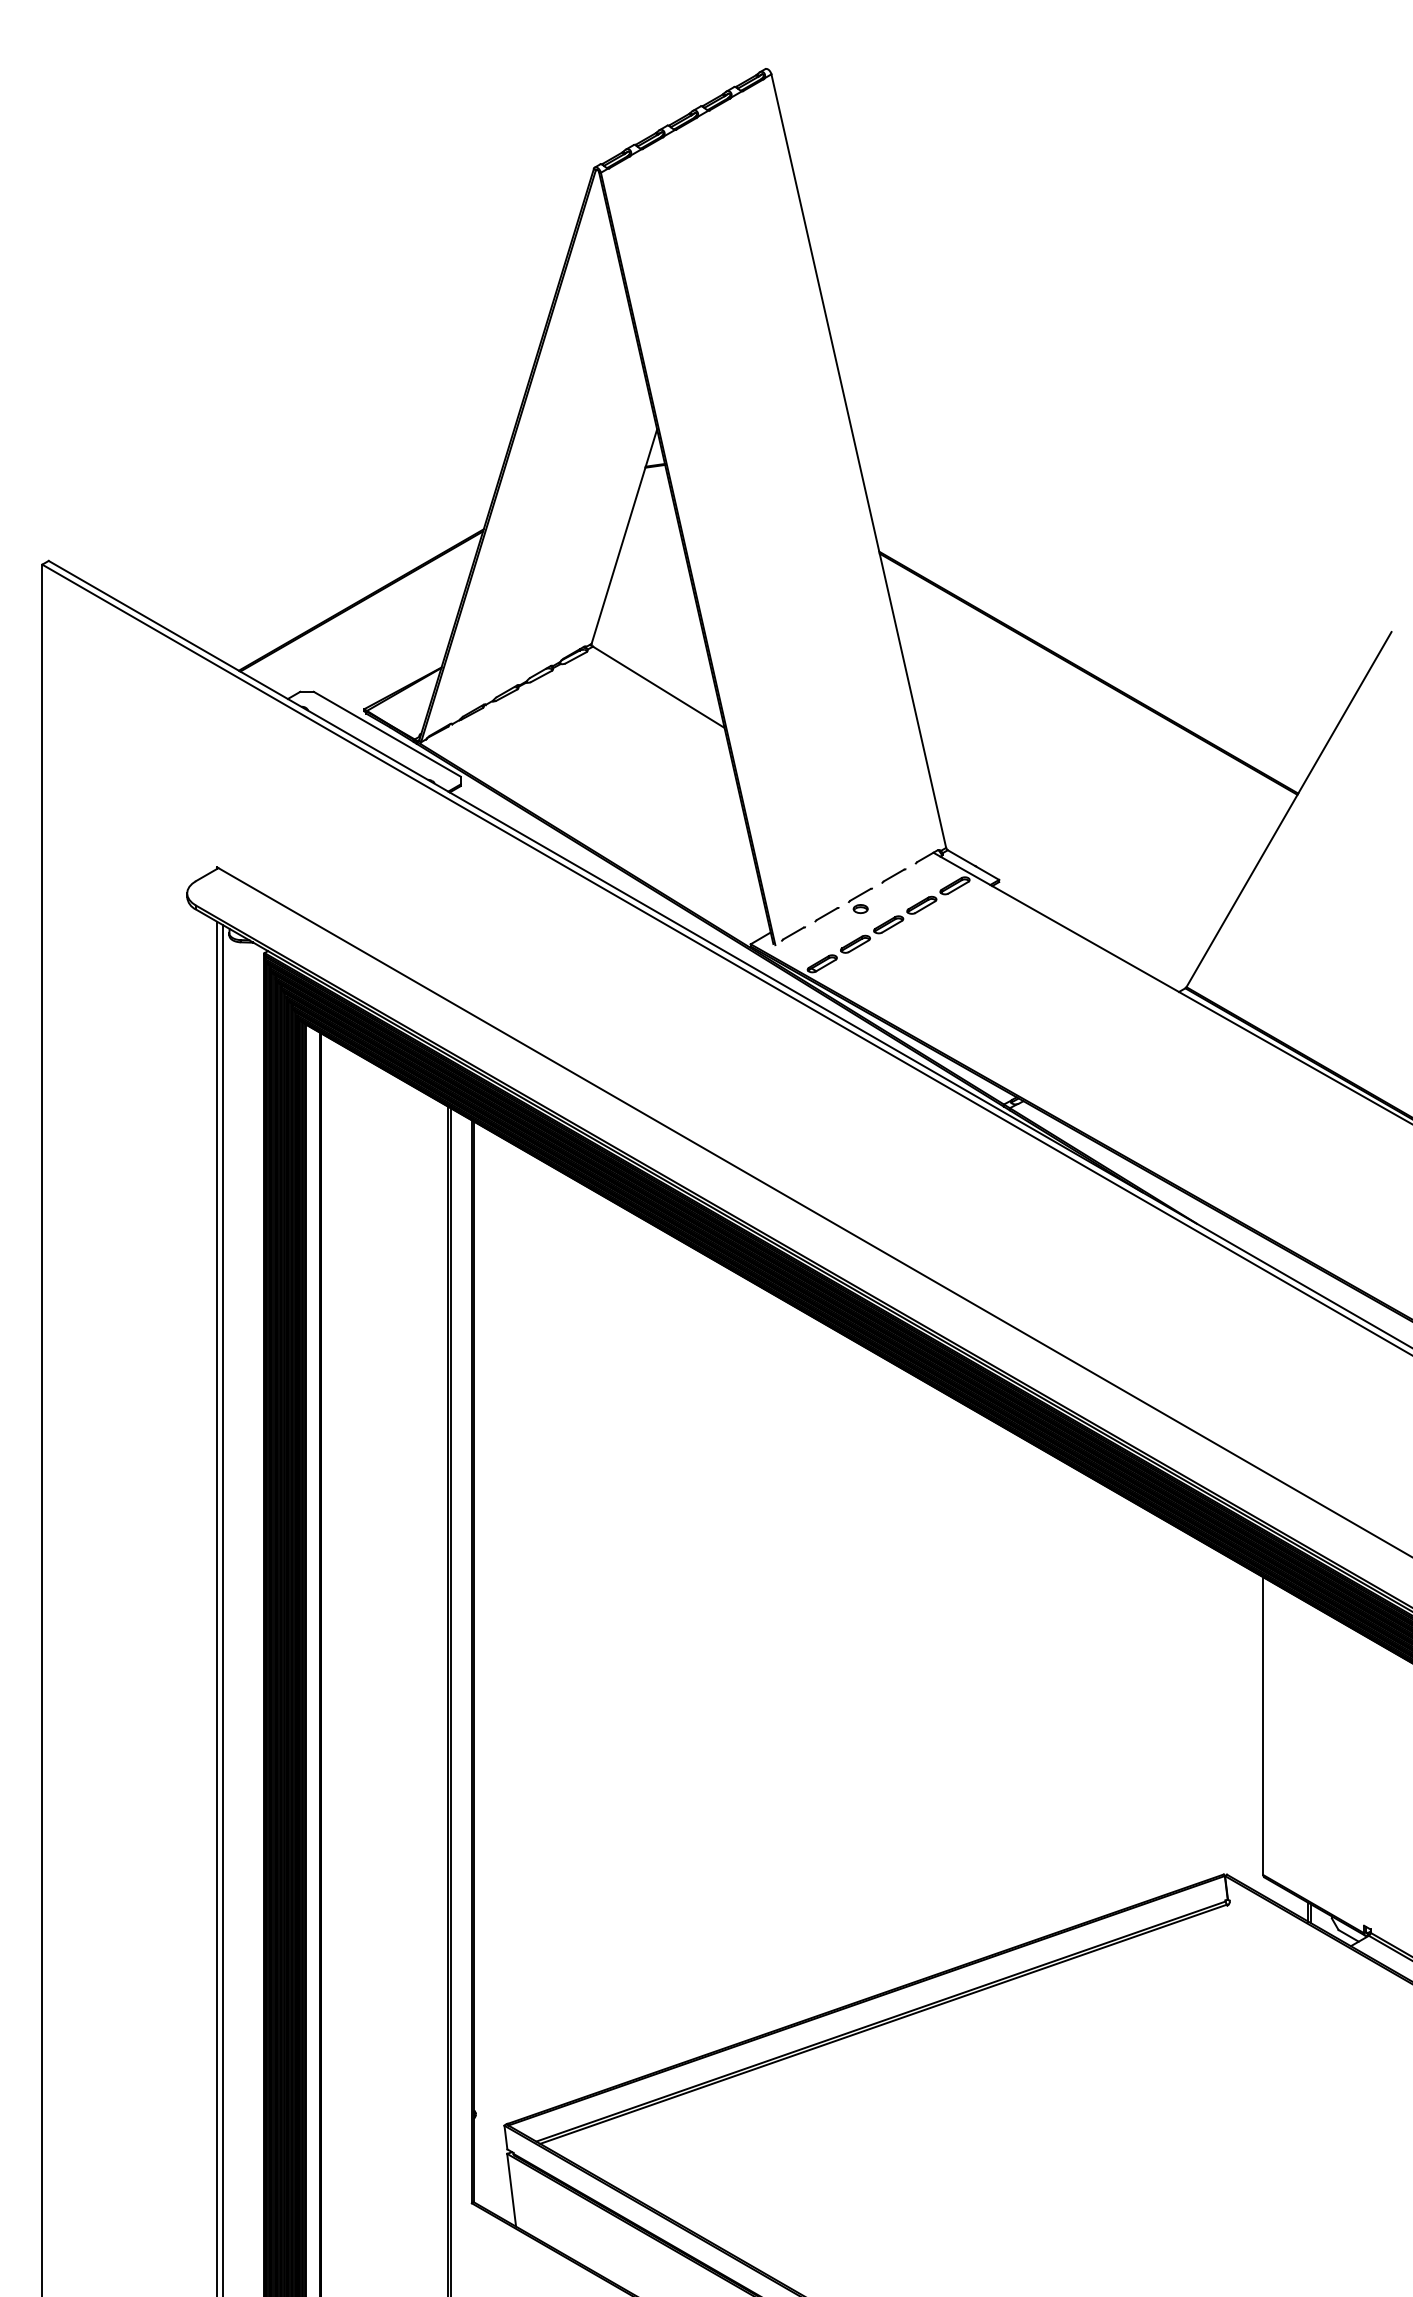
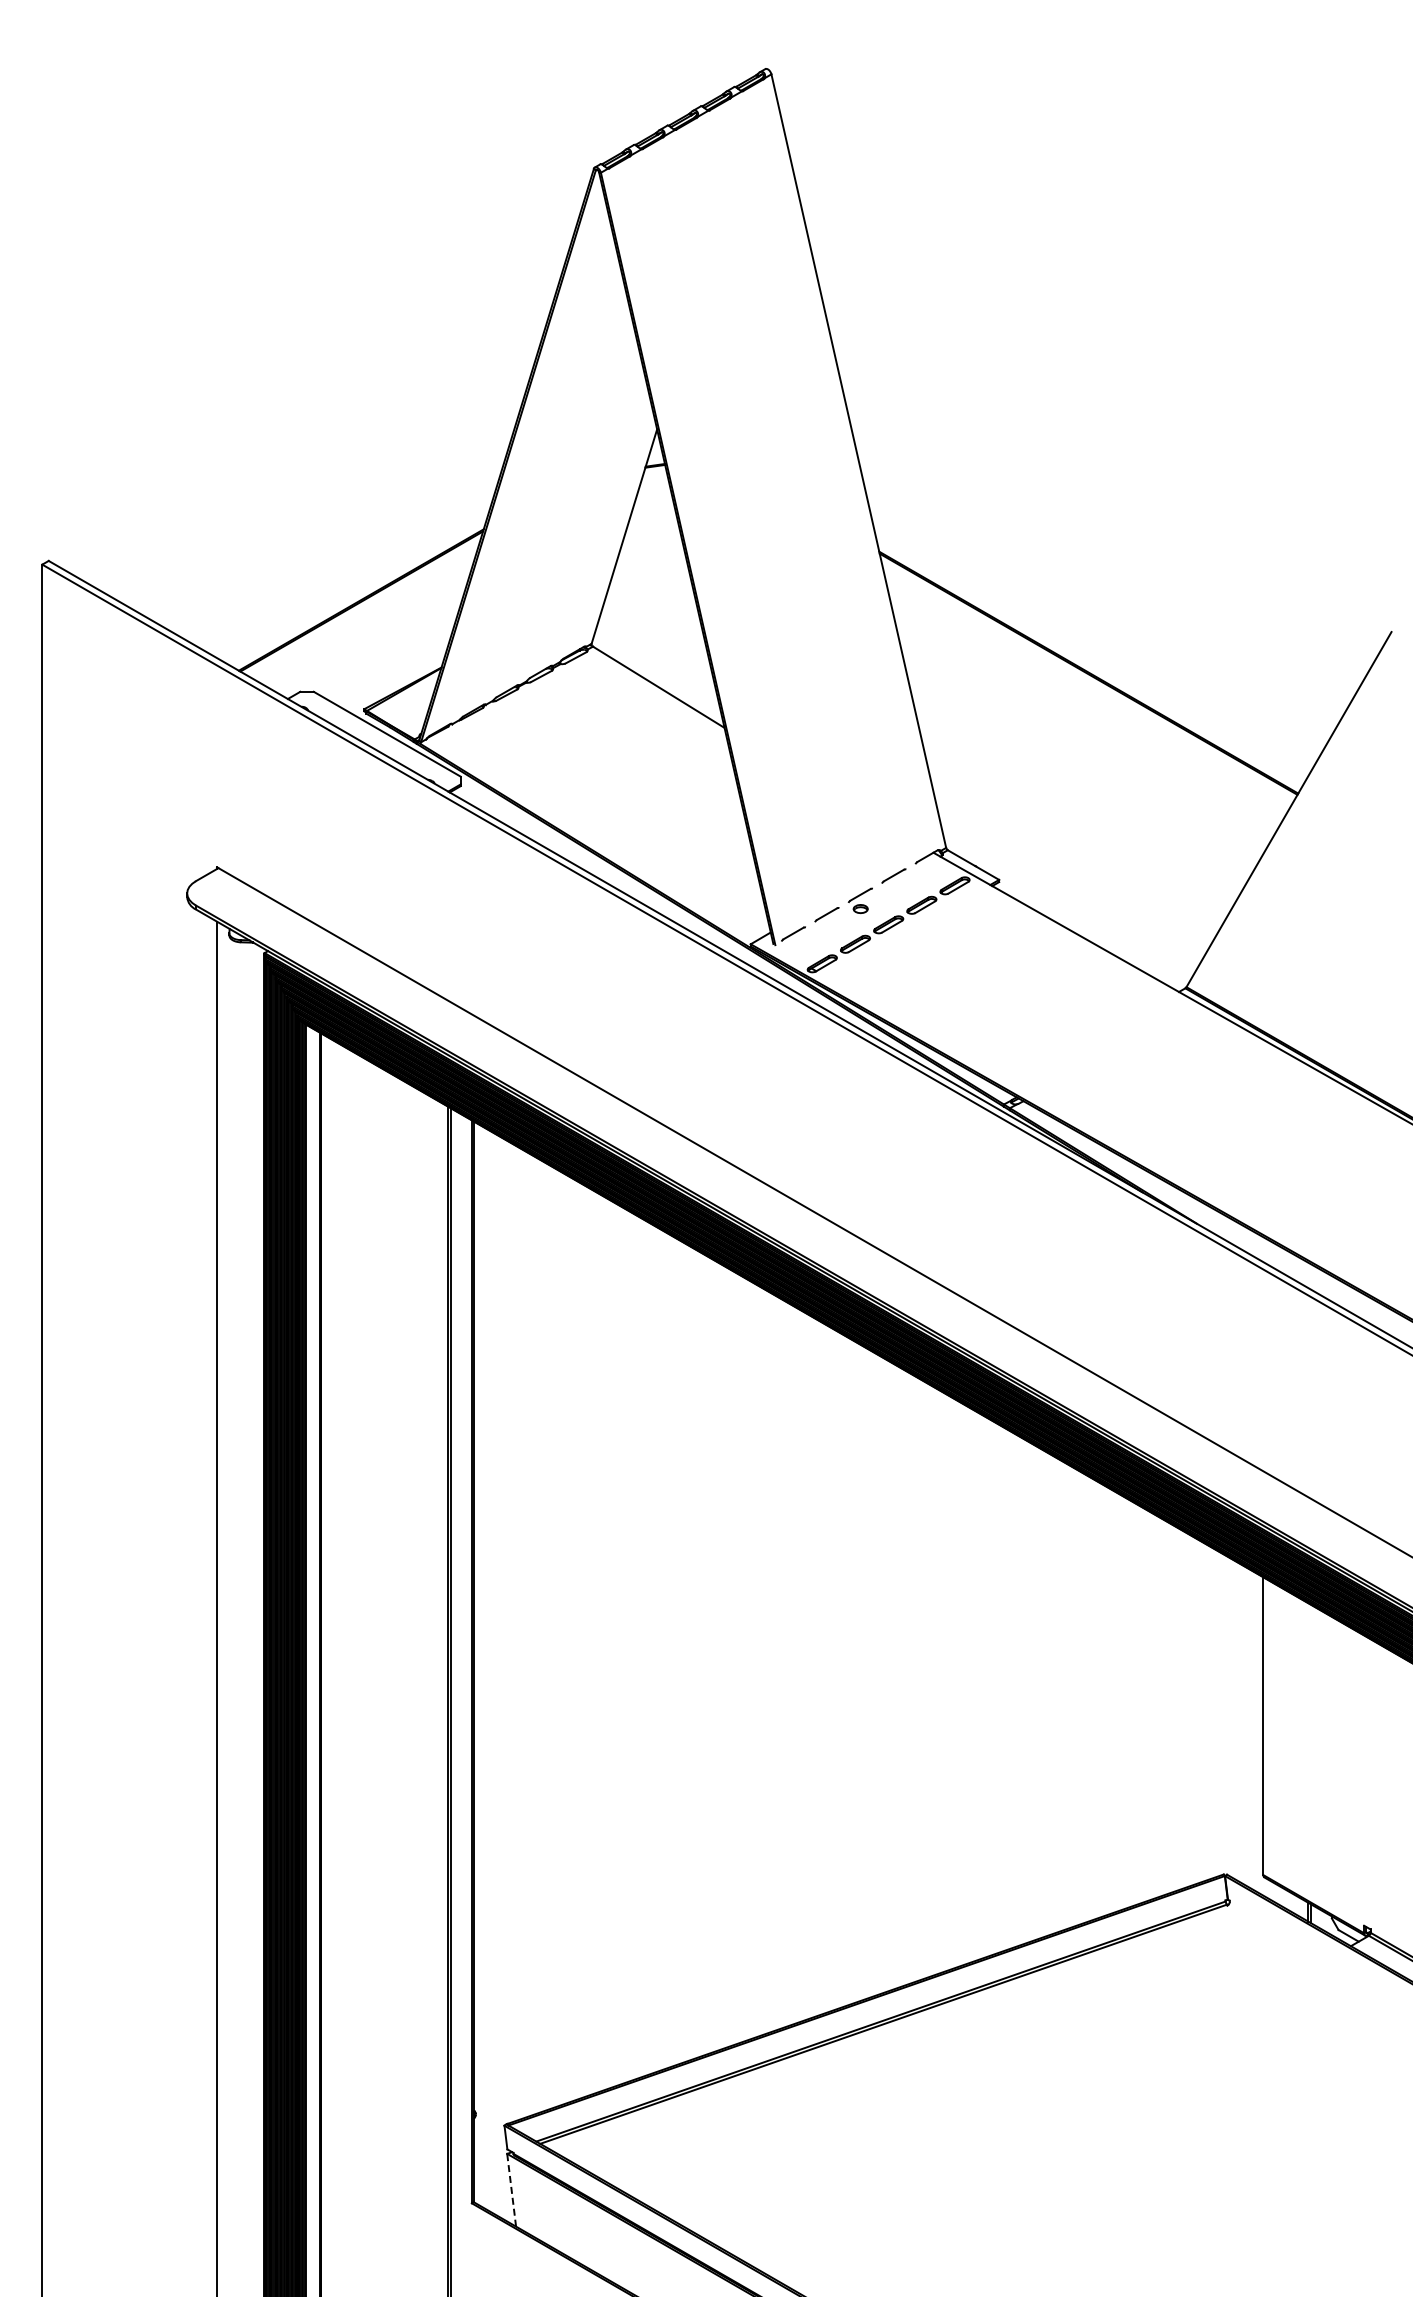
line: present -> none (223, 1609)
line: solid -> dashed (511, 2190)
